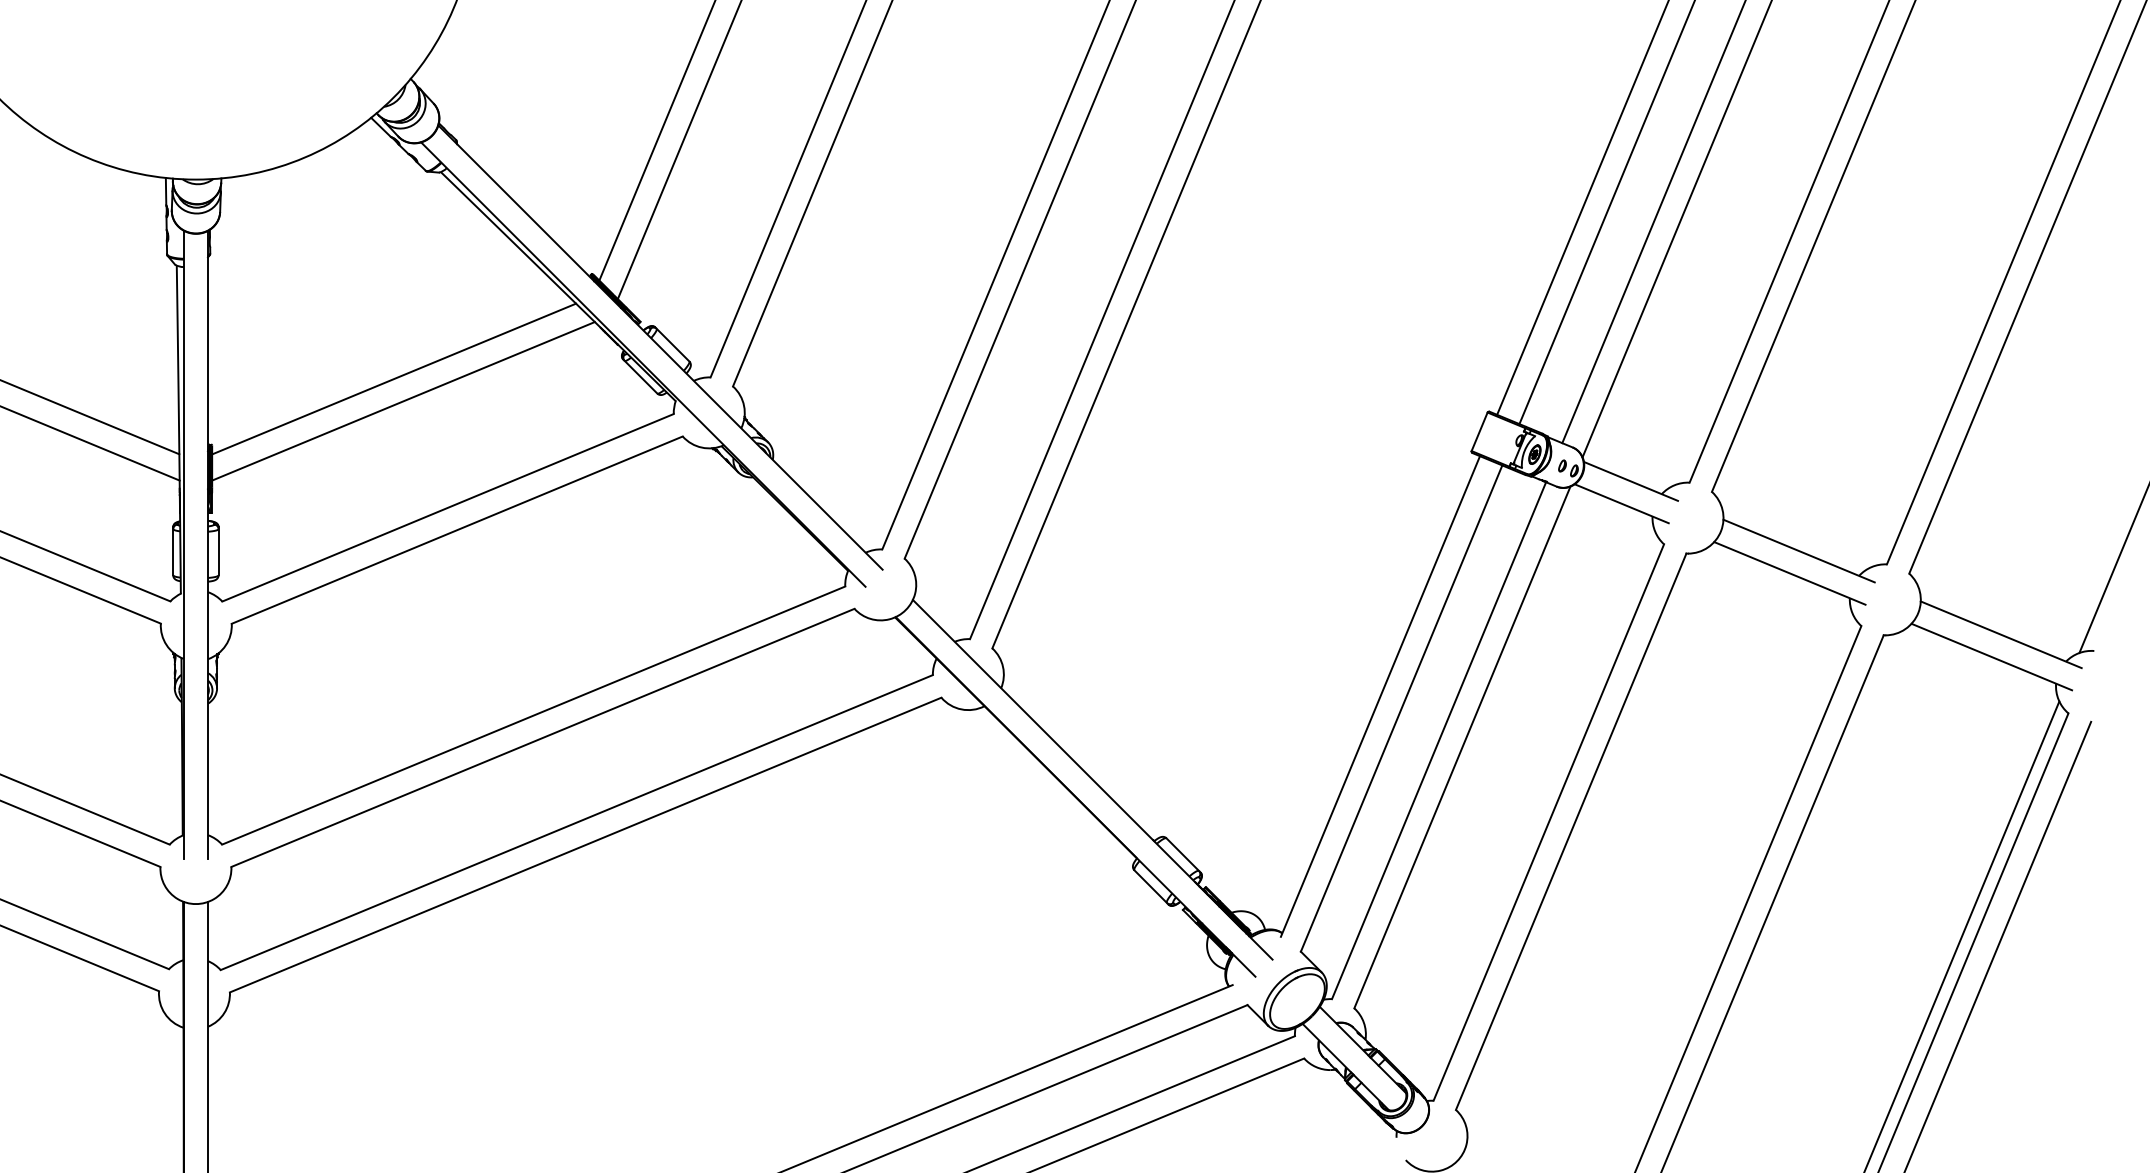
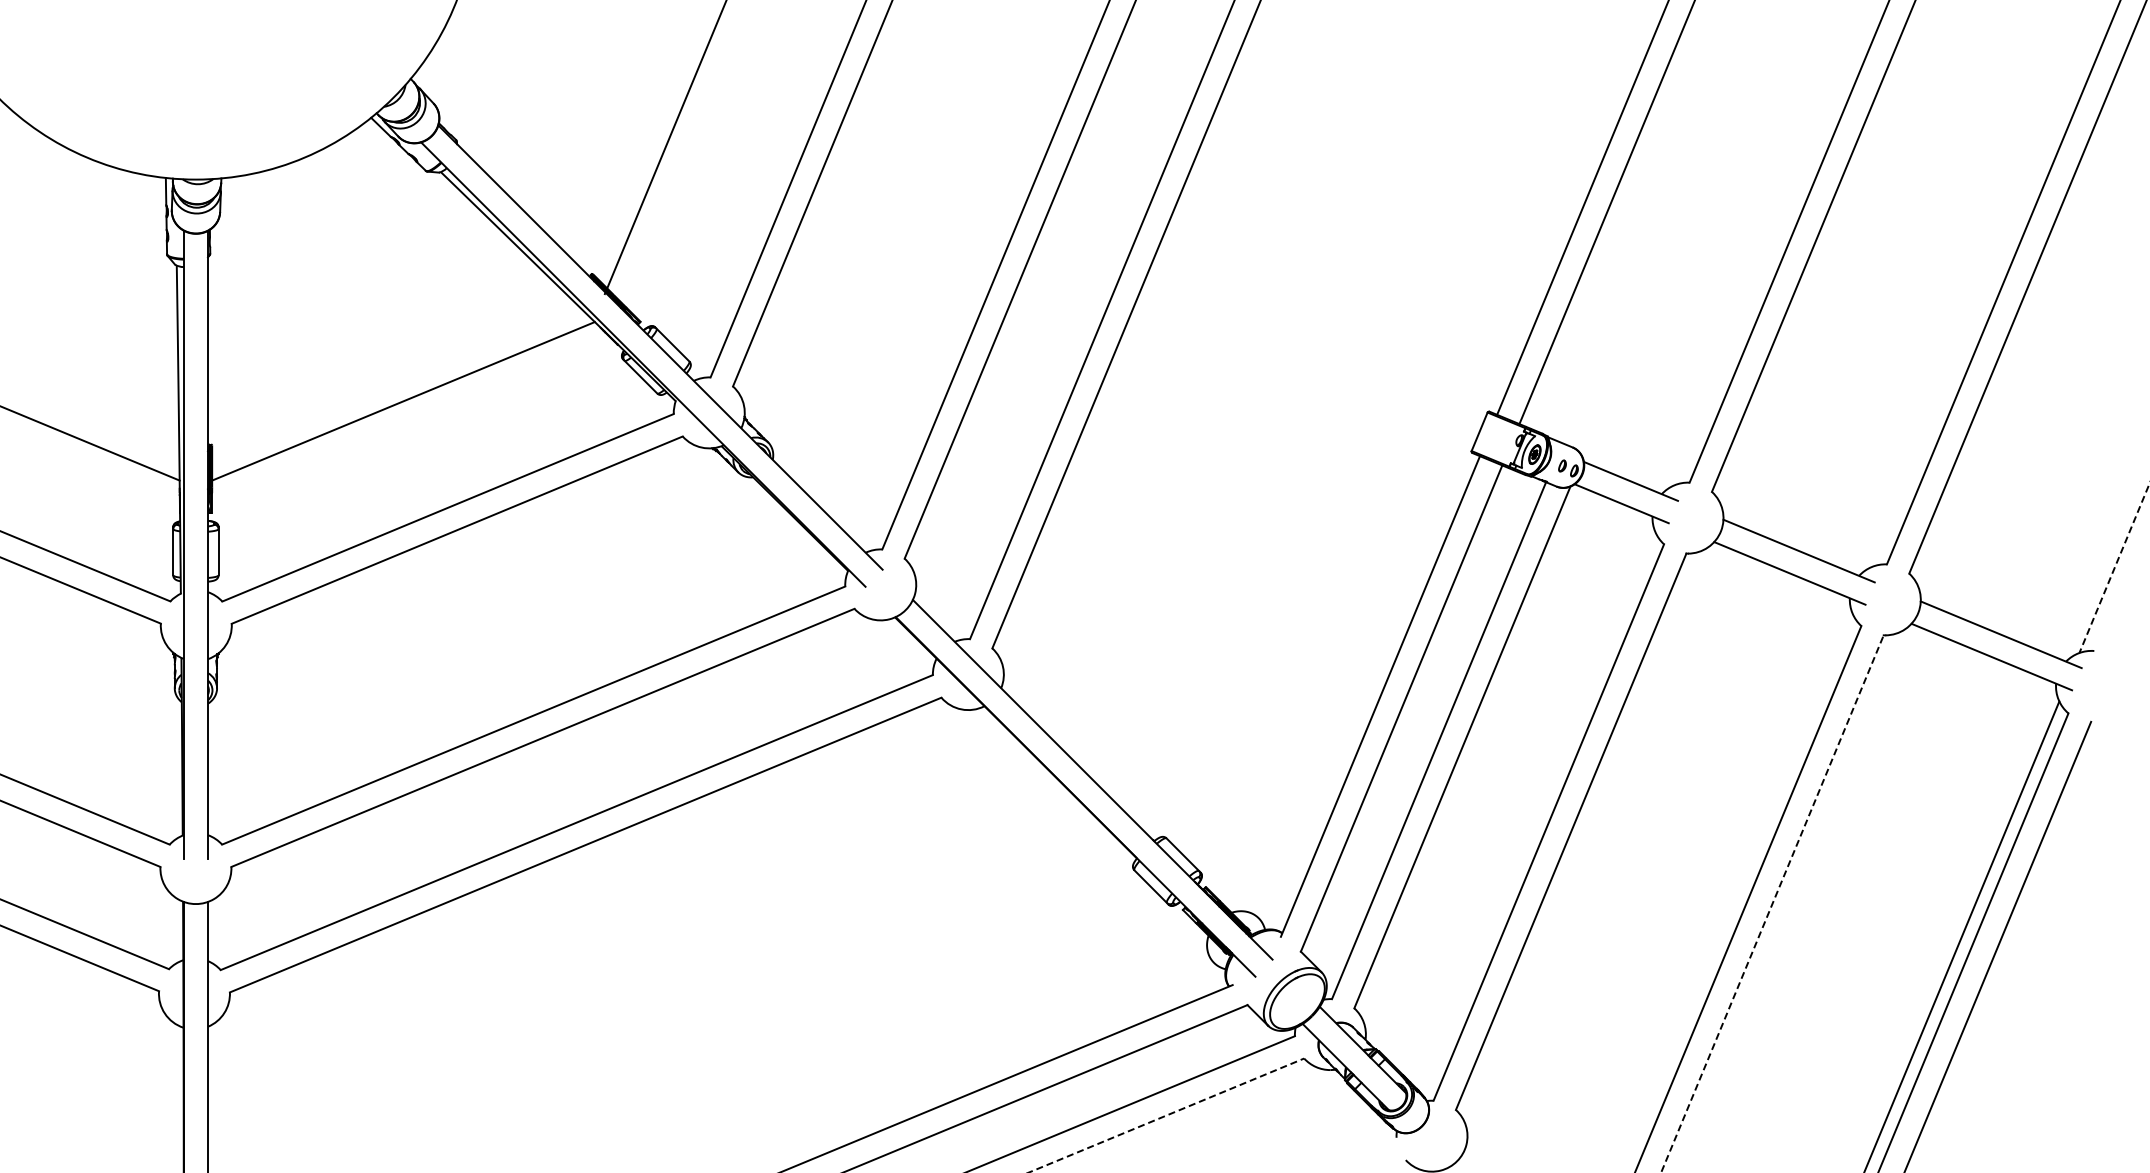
line: present -> none (656, 141)
line position: (678, 150) -> (664, 148) (664, 148)
line: present -> none (1653, 222)
line: present -> none (1676, 229)
line: present -> none (394, 378)
line: present -> none (90, 417)
line: solid -> dashed (2114, 568)
line: solid -> dashed (1772, 904)
line: solid -> dashed (1166, 1115)
